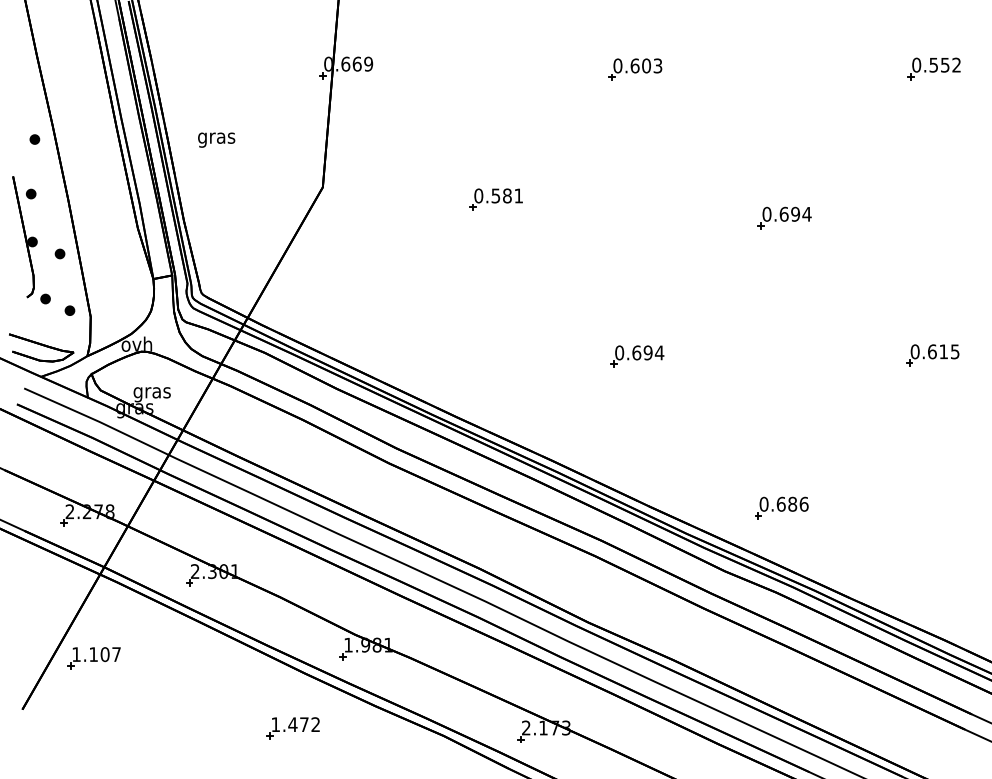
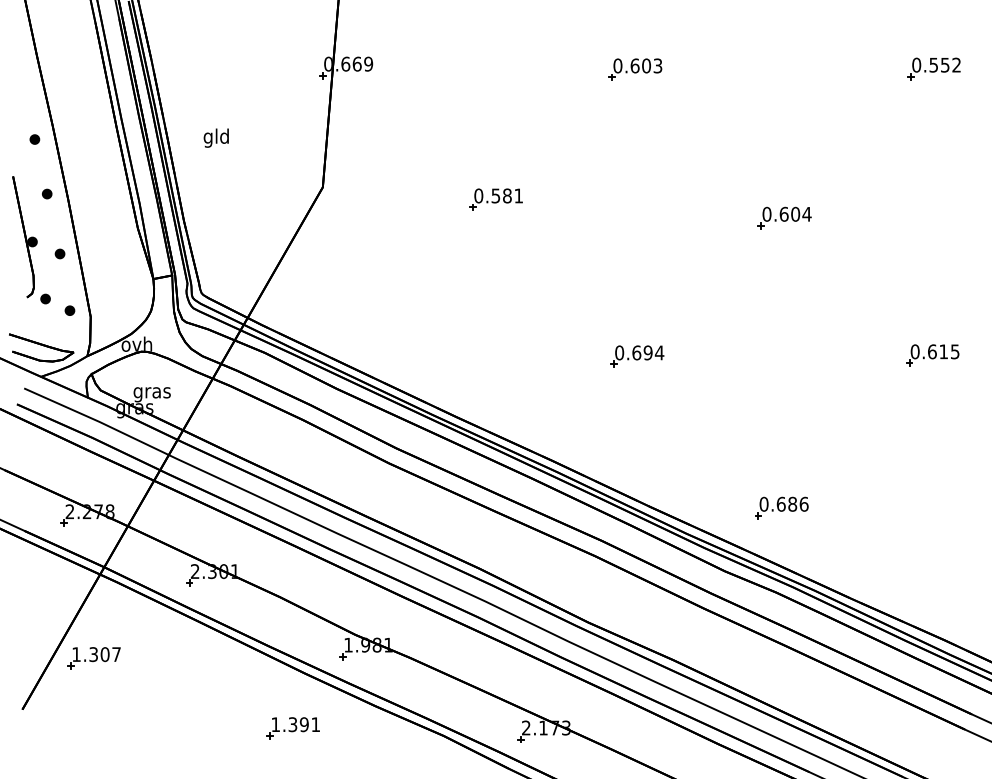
text: gras -> gld (216, 137)
part position: (31, 193) -> (47, 193) (47, 193)
text: 0.694 -> 0.604 (795, 214)
text: 1.107 -> 1.307 (93, 654)
text: 1.472 -> 1.391 (303, 724)
